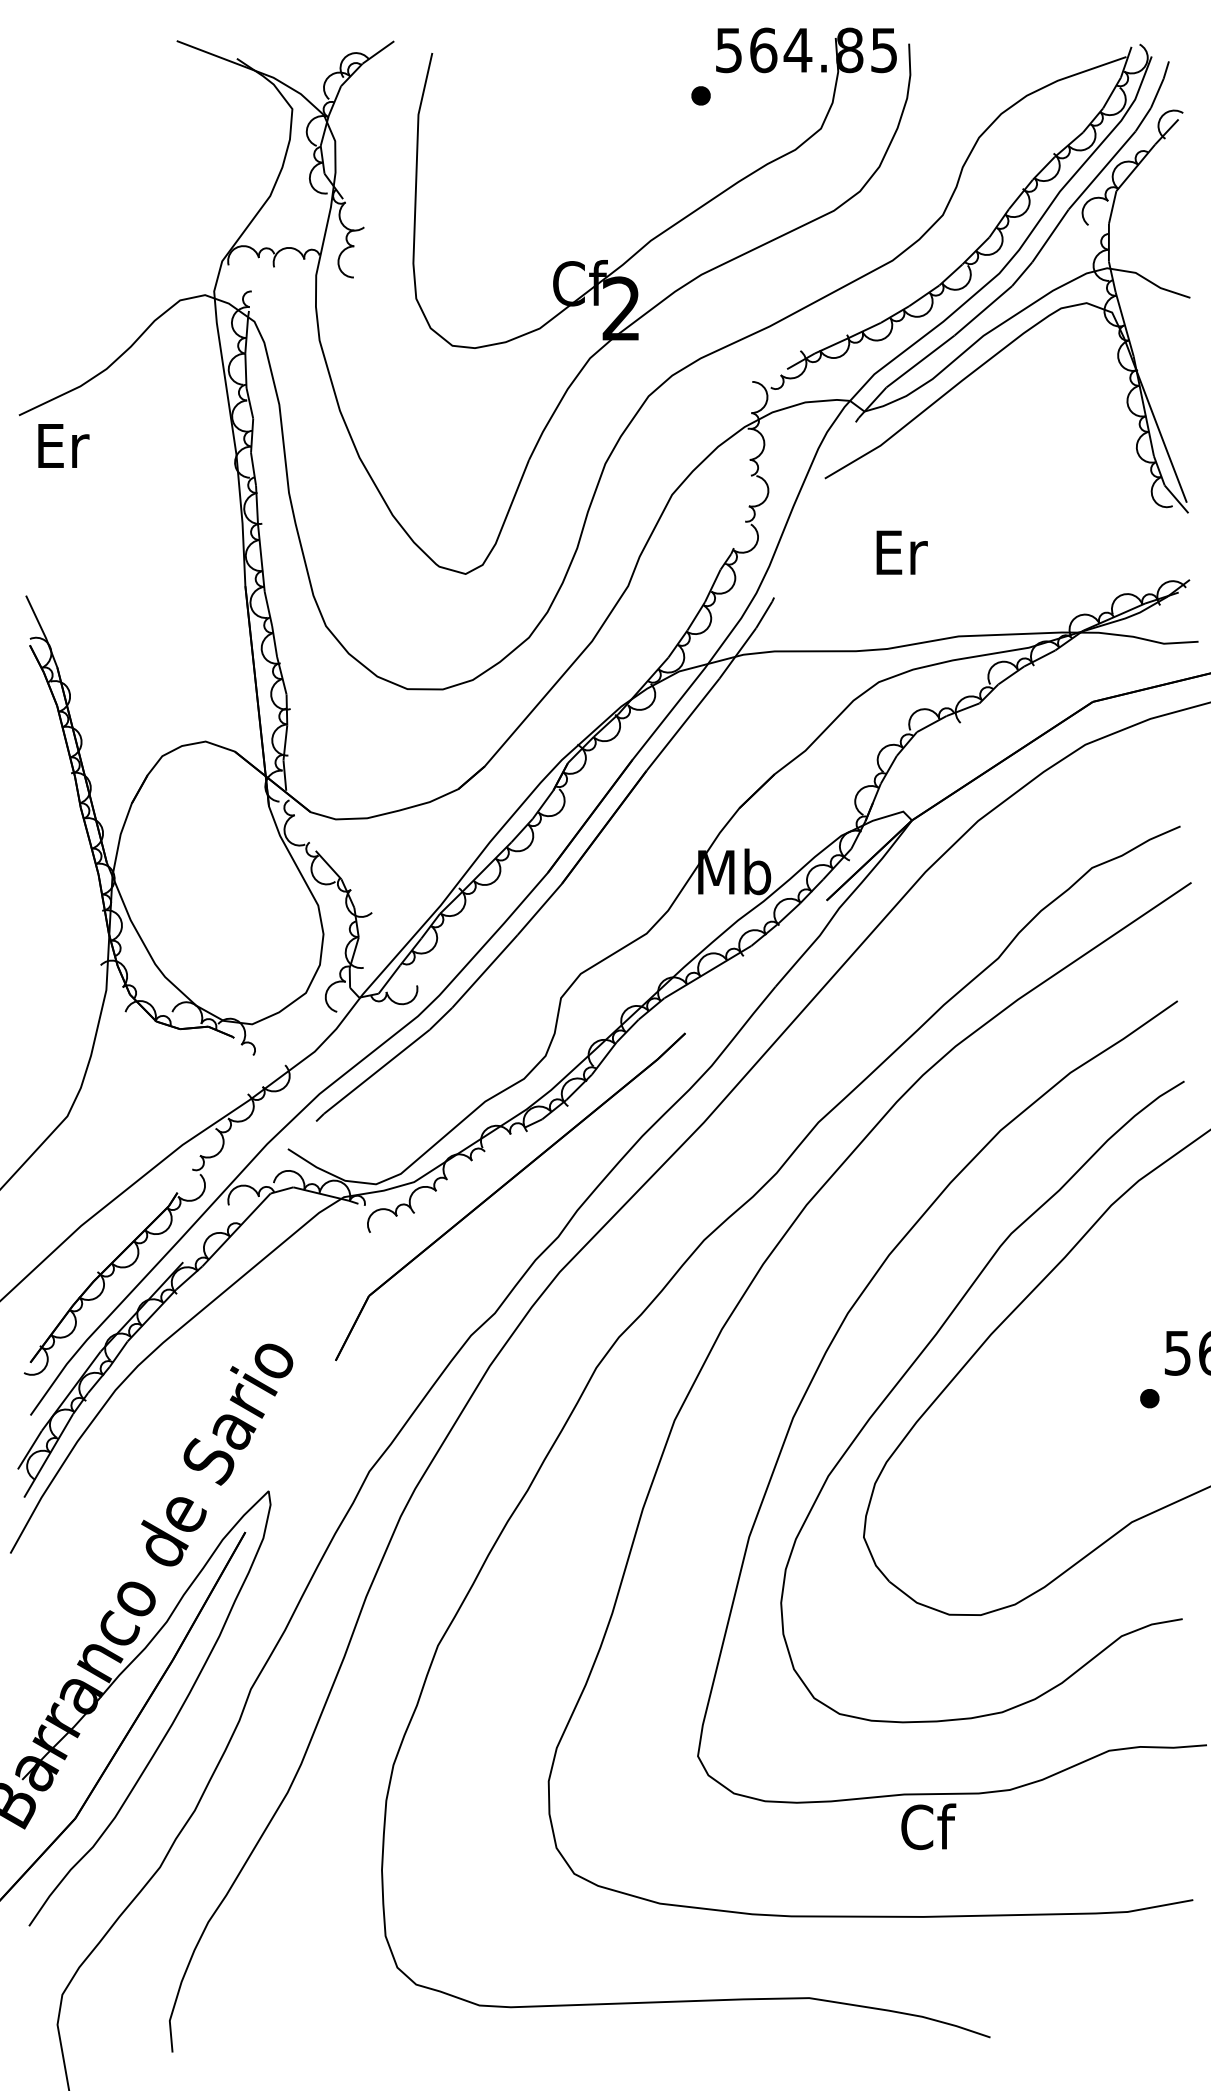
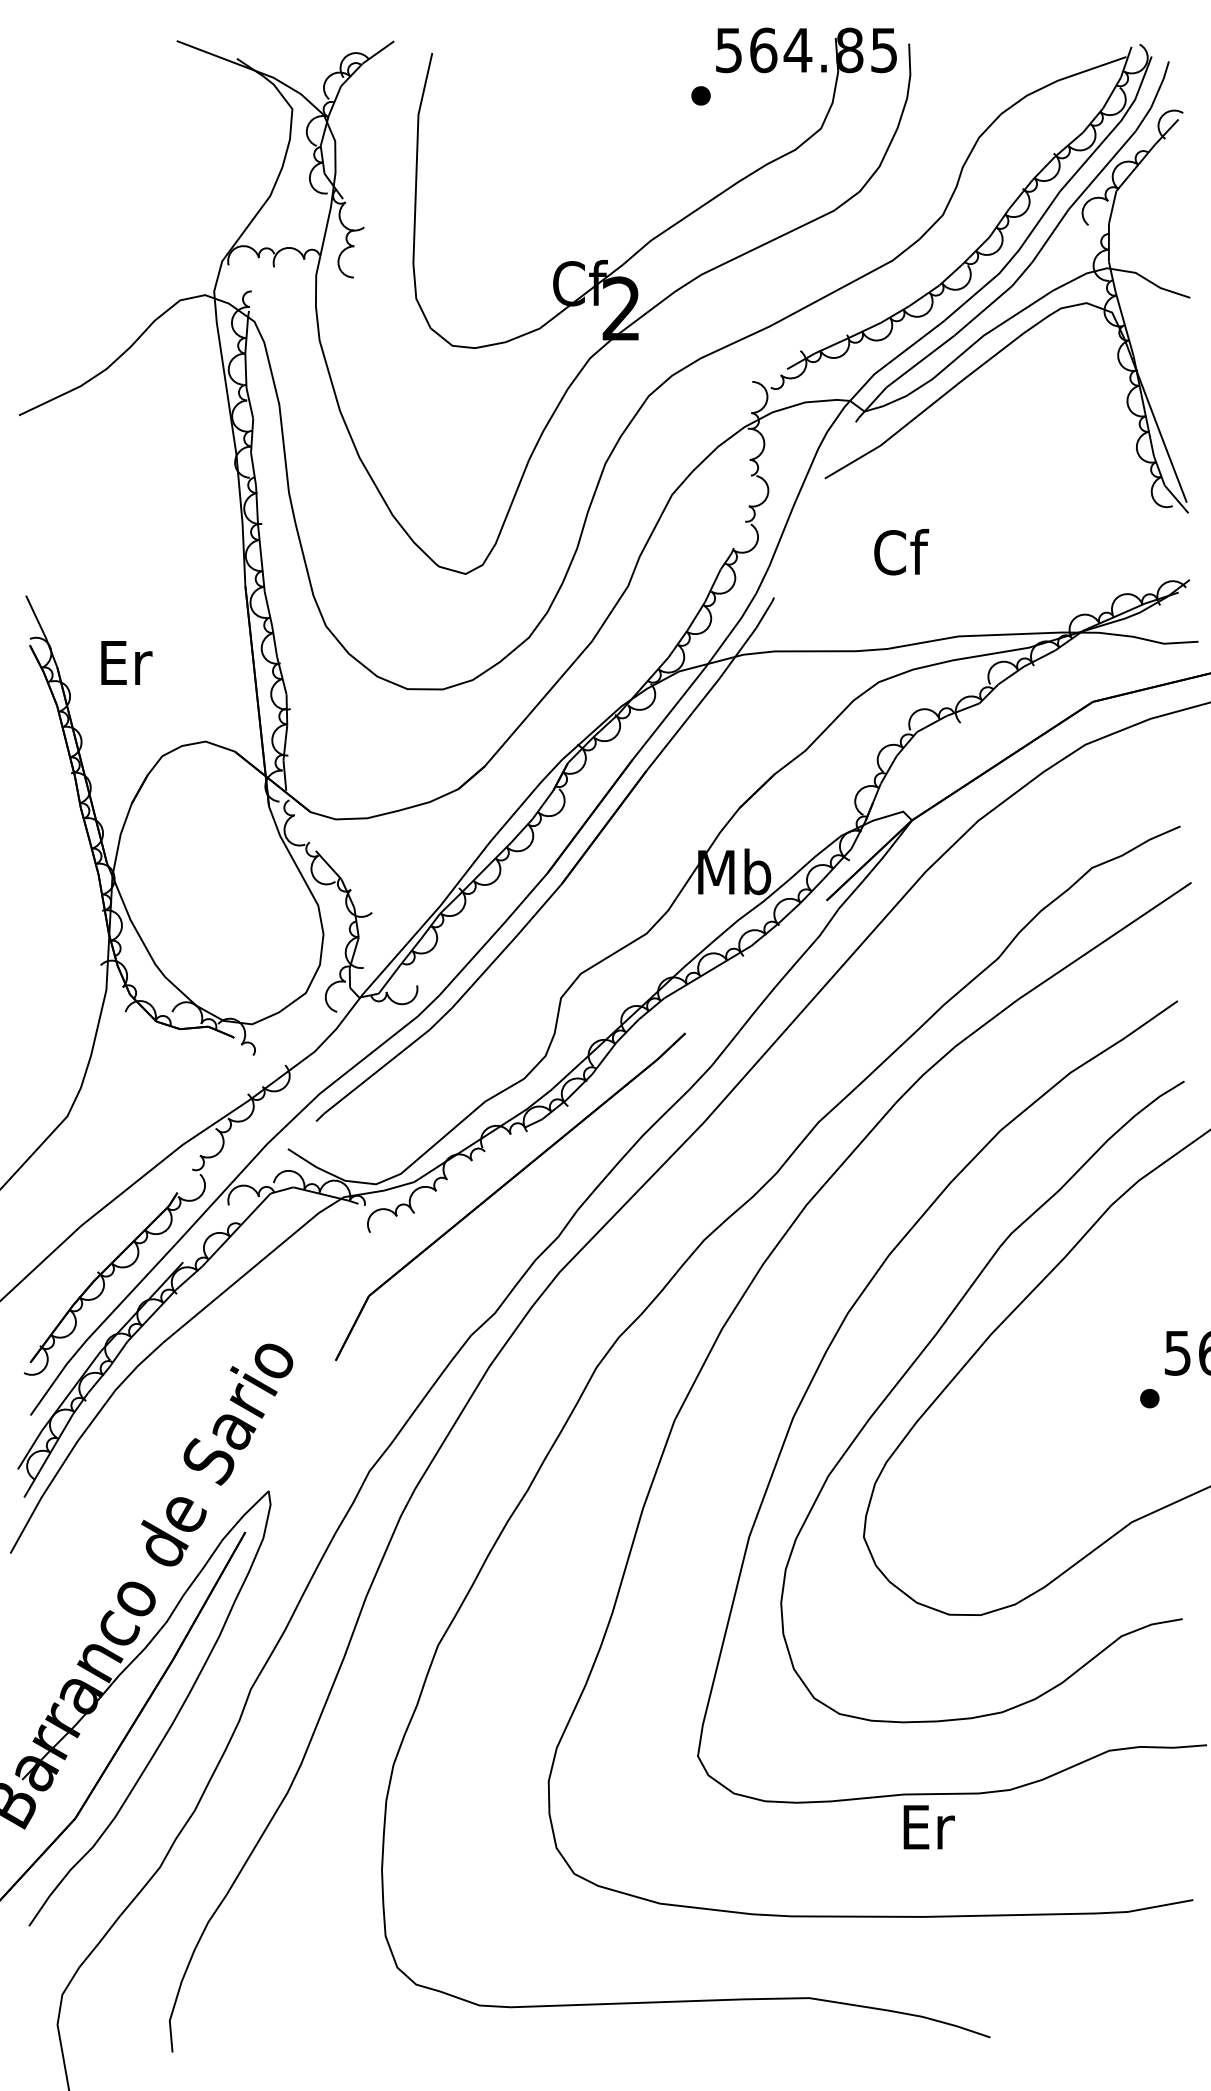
text position: (63, 445) -> (126, 662) (126, 662)
text: Er -> Cf (901, 551)
text: Cf -> Er (928, 1826)
